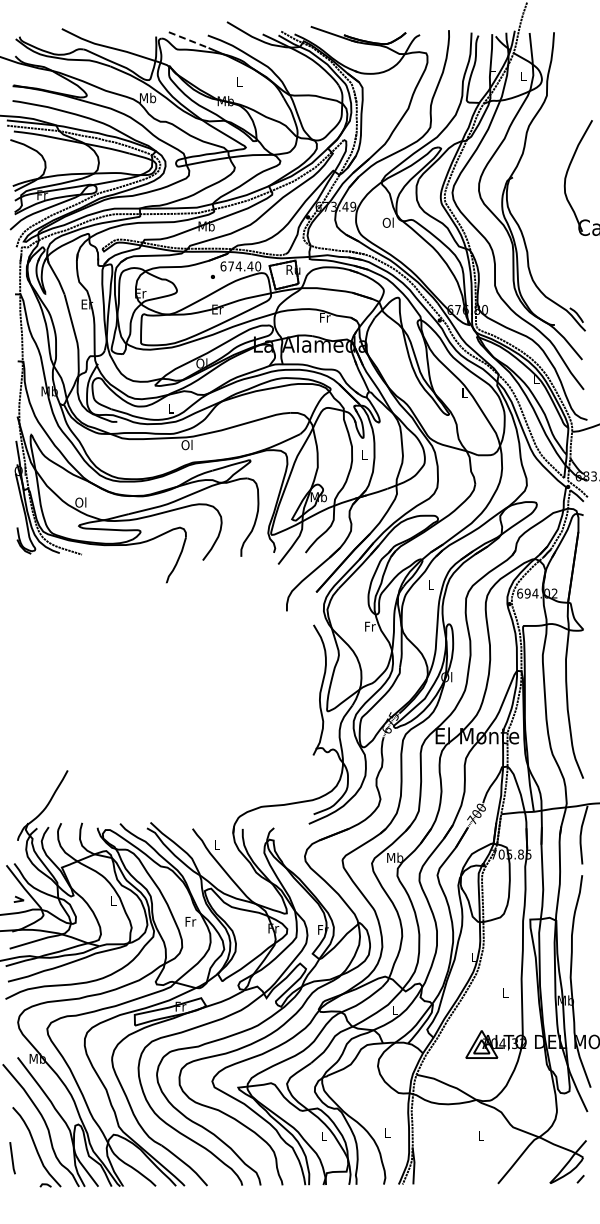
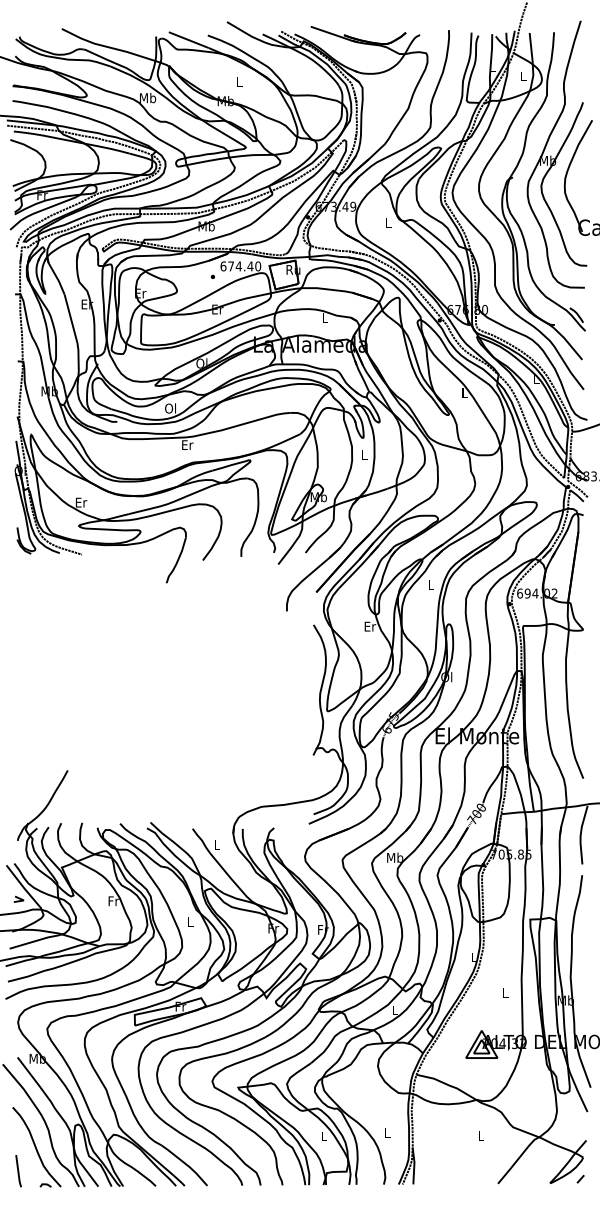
line: dashed -> solid (189, 40)
part: none -> present (556, 154)
text: Ol -> L (387, 222)
text: Fr -> L (325, 317)
text: L -> Ol (170, 408)
text: Ol -> Er (187, 444)
text: Ol -> Er (81, 502)
text: Fr -> Er (370, 626)
text: L -> Fr (113, 901)
text: Fr -> L (190, 921)
line position: (12, 1158) -> (18, 1171) (18, 1171)
